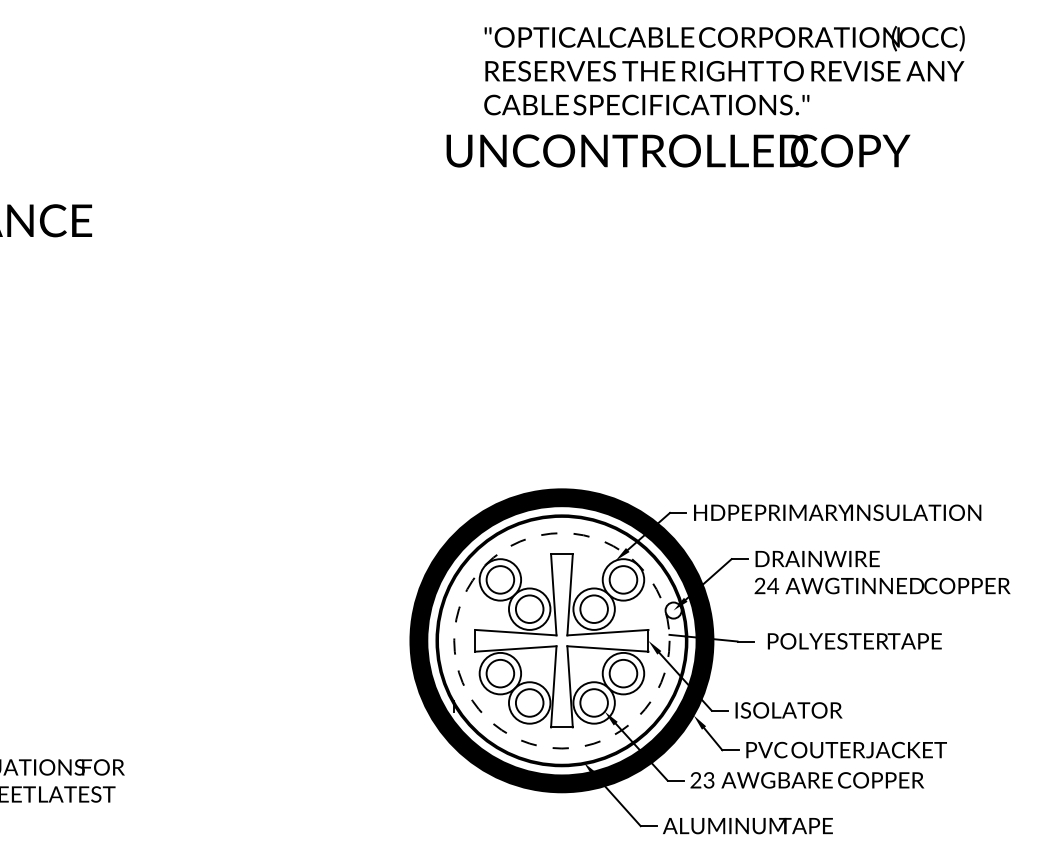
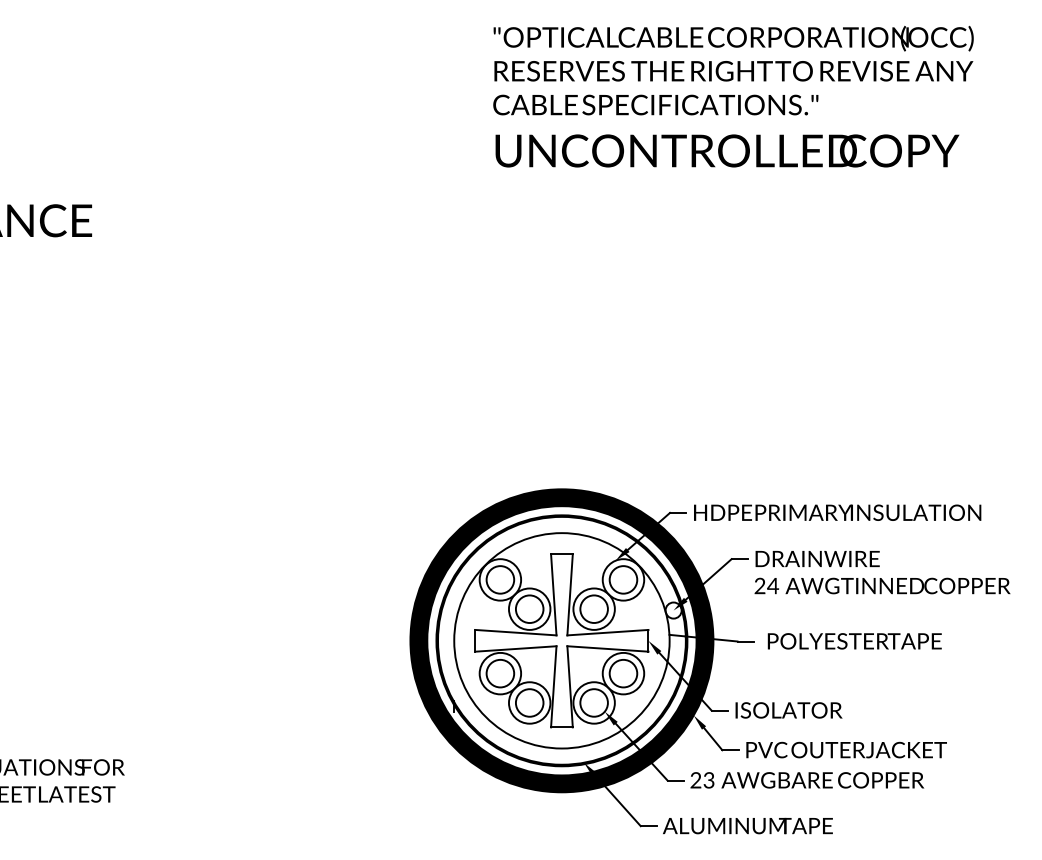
text position: (724, 70) -> (733, 70) (733, 70)
text position: (678, 150) -> (727, 150) (727, 150)
circle: dashed -> solid (561, 640)
